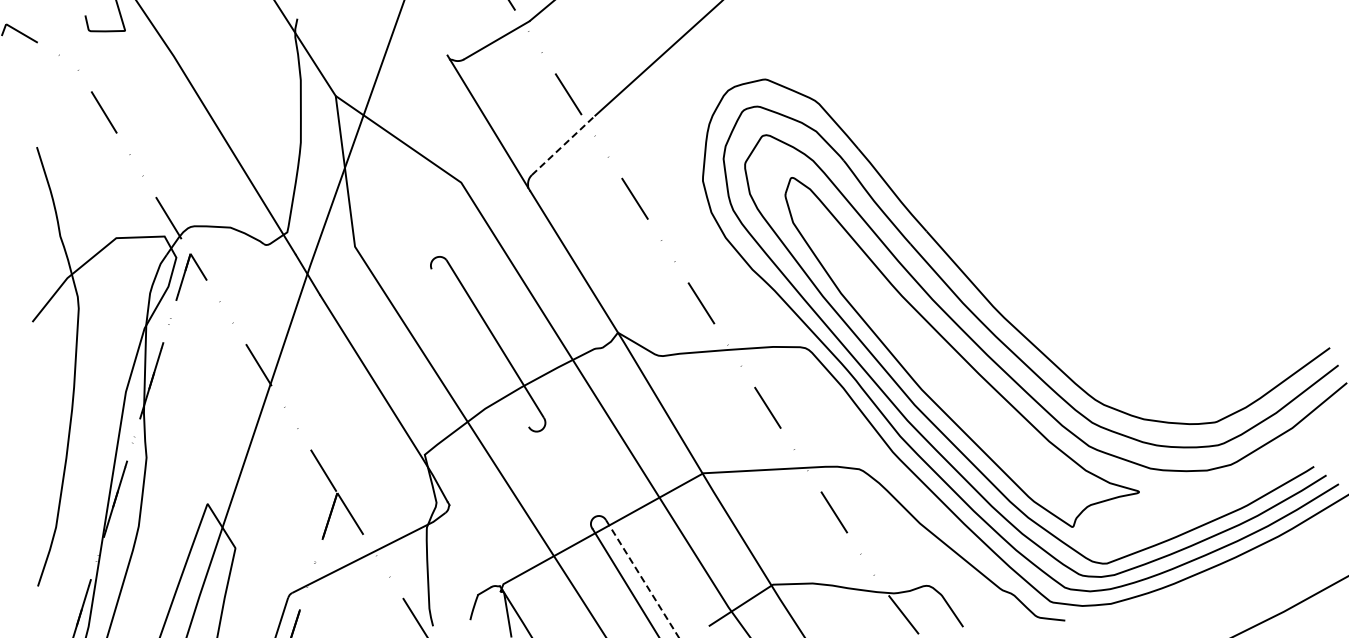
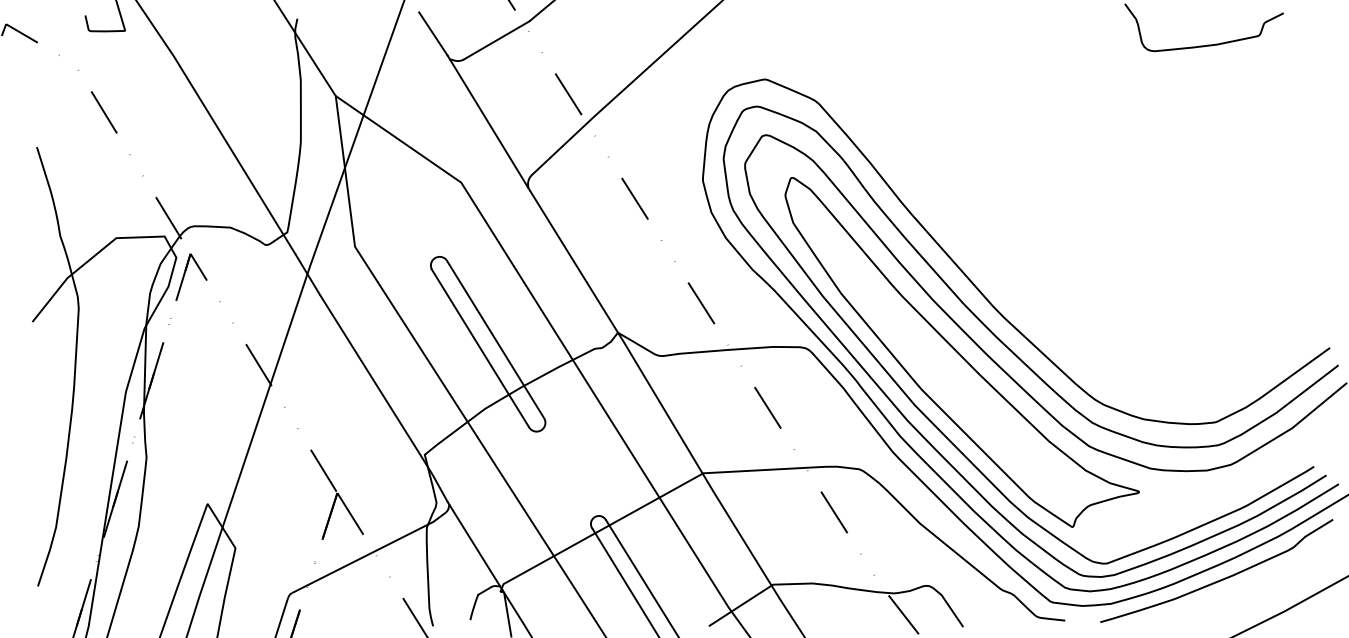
line: none -> present (433, 33)
curve: none -> present (1207, 44)
line: dashed -> solid (563, 145)
line: none -> present (479, 347)
line: none -> present (474, 545)
line: dashed -> solid (642, 578)
curve: none -> present (1220, 579)
